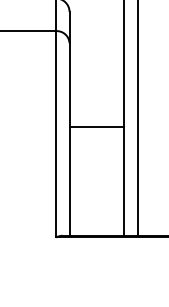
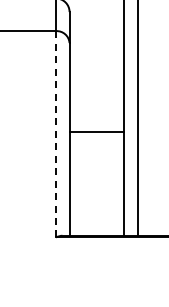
line position: (96, 127) -> (96, 132) (96, 132)
line: solid -> dashed (55, 133)
